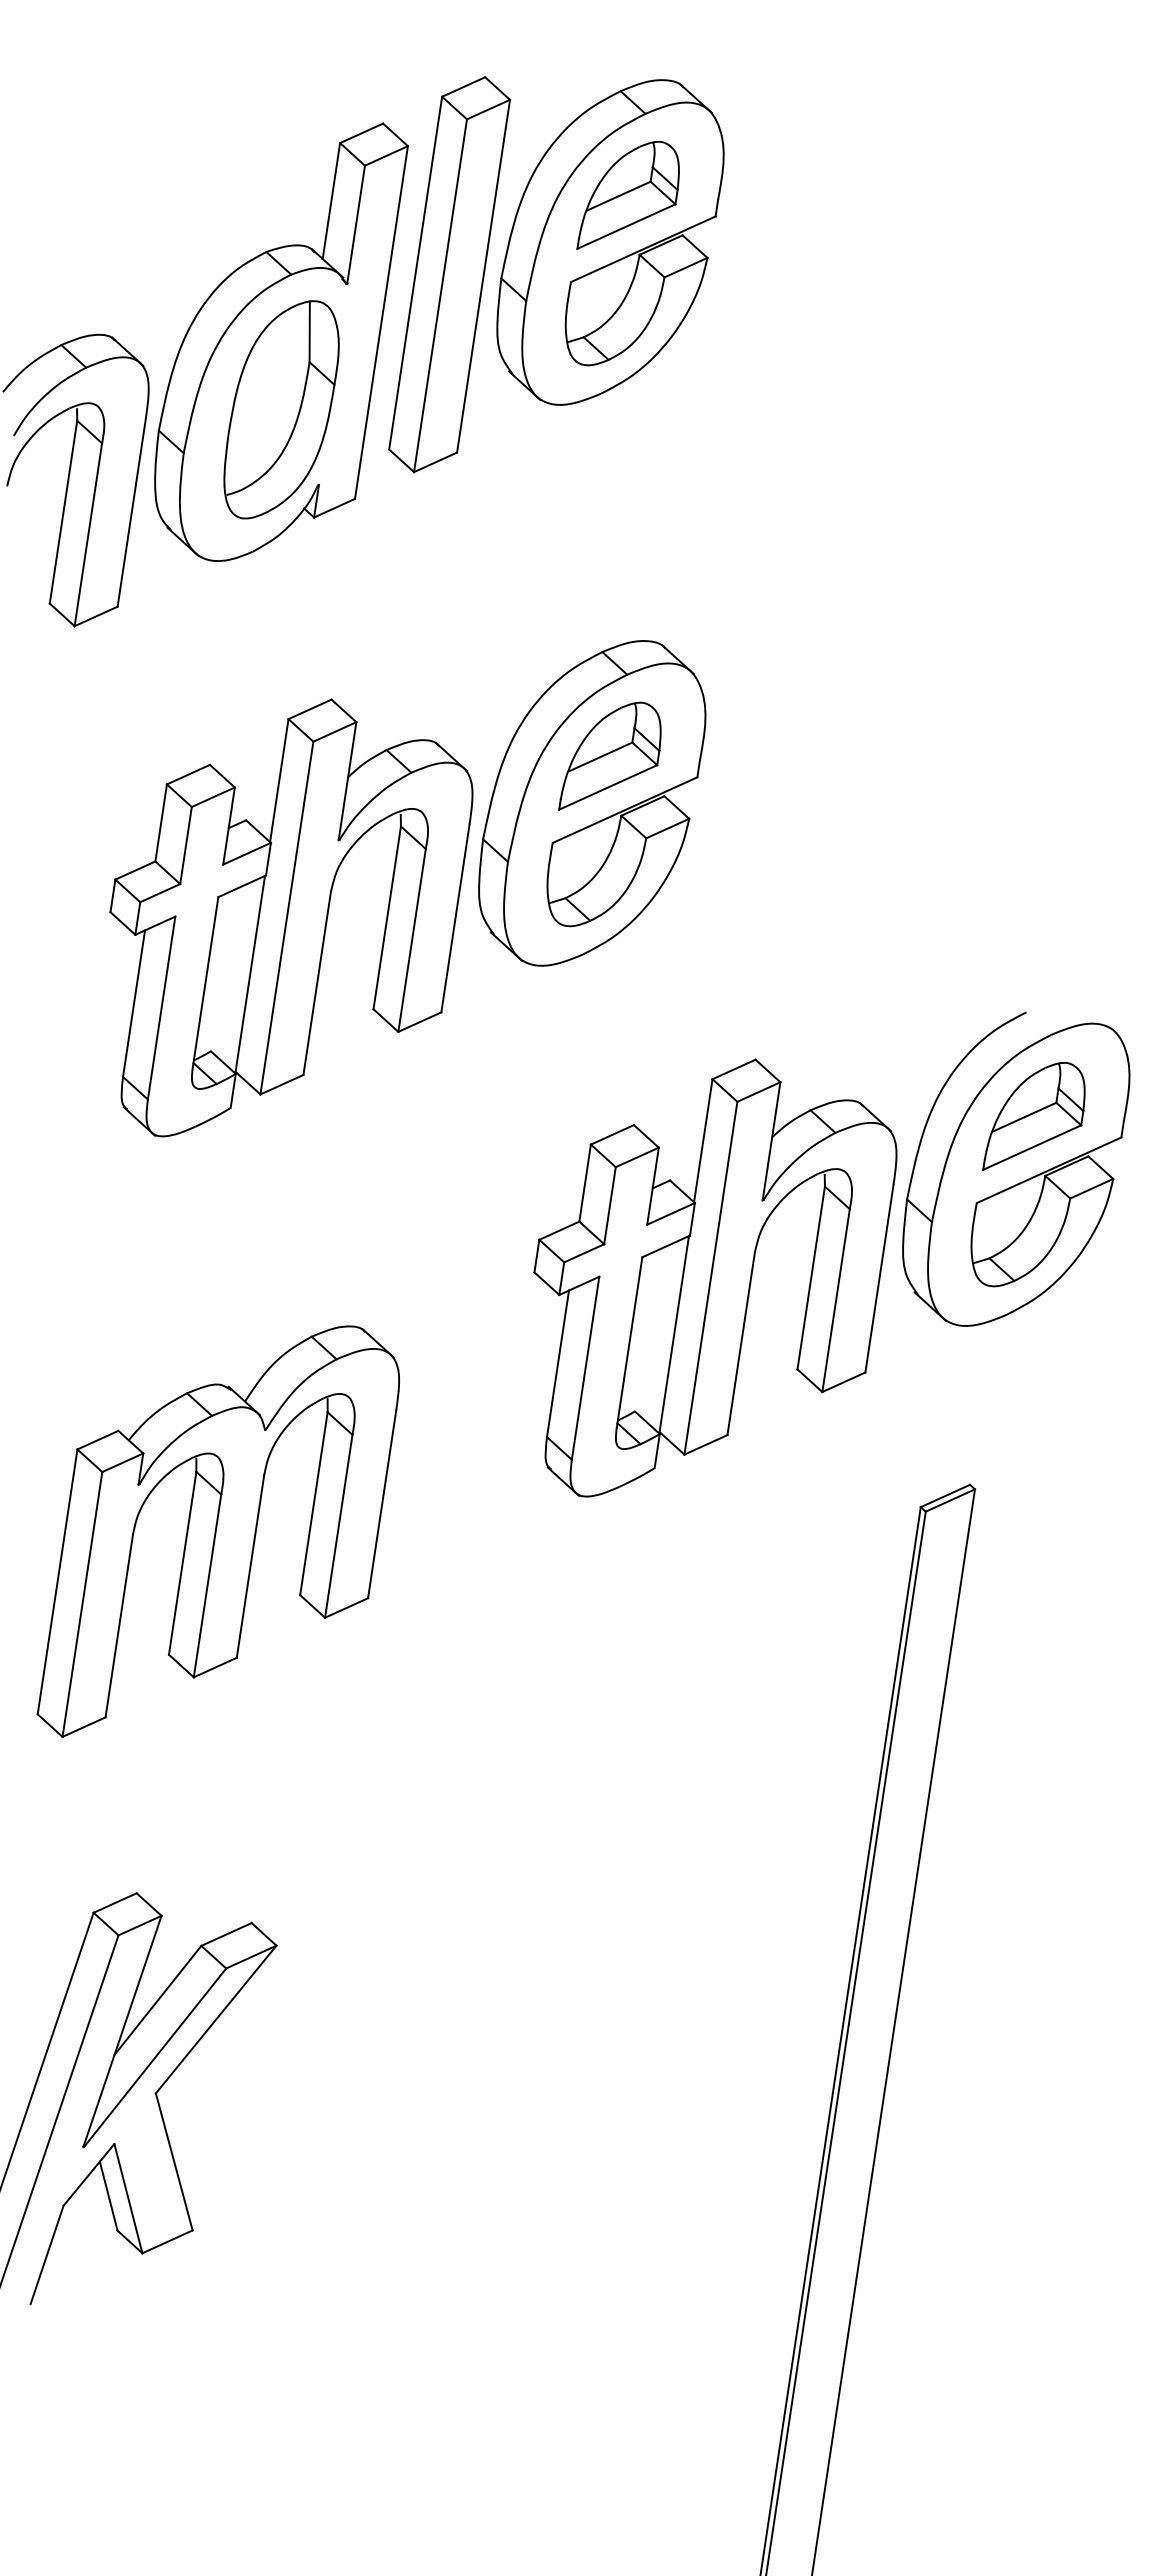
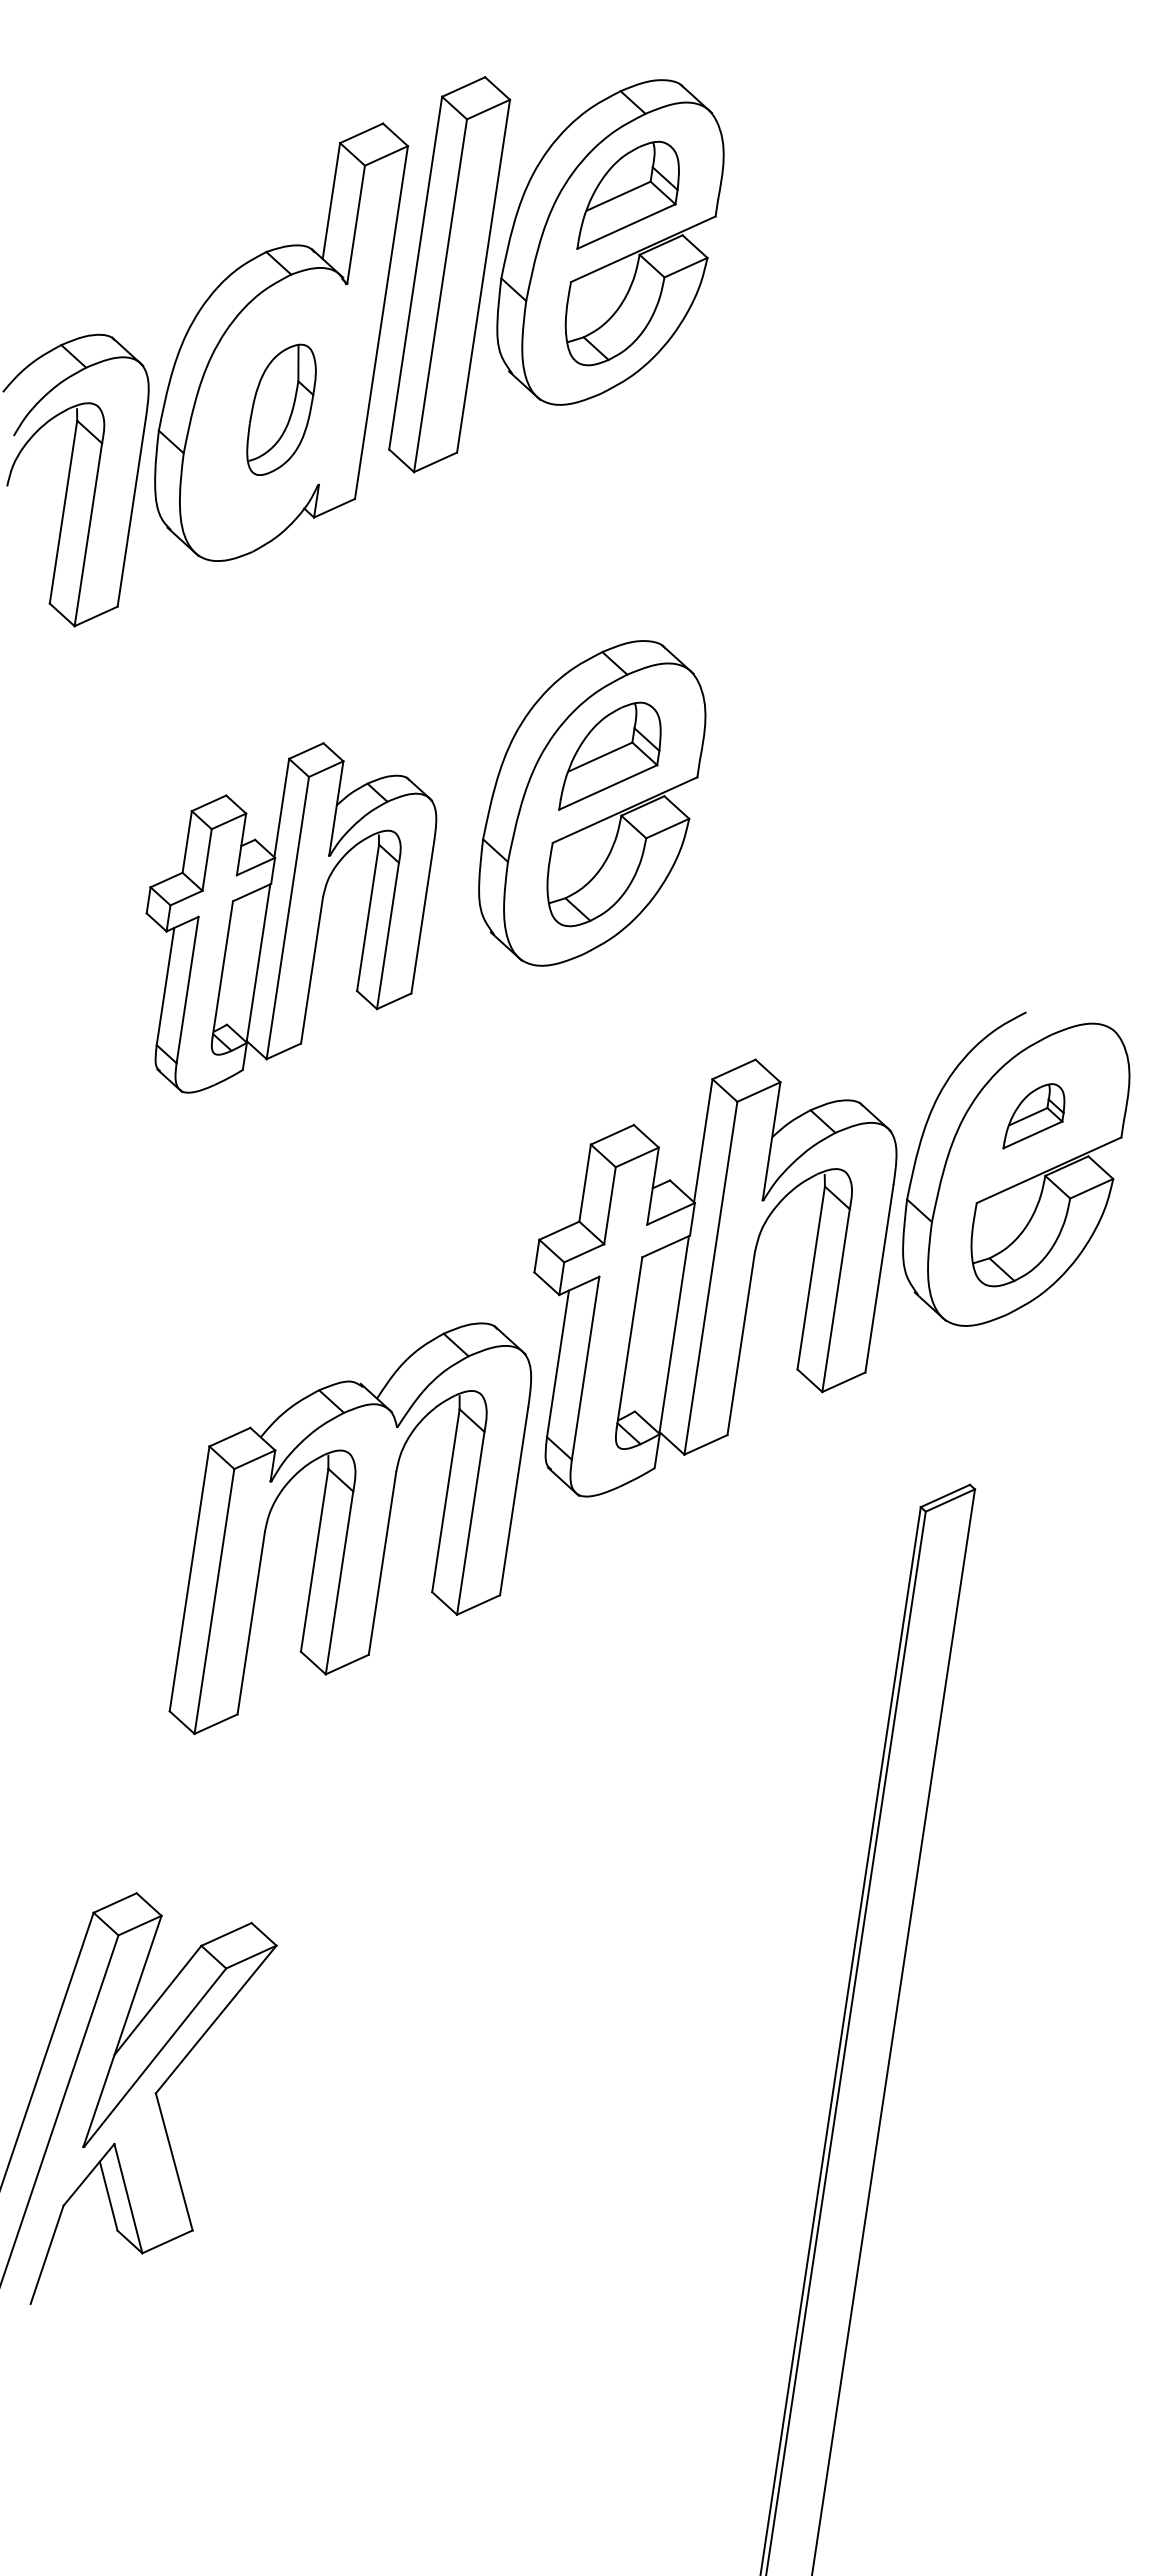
part size: 117x220 px -> 71x133 px (281, 409)
part size: 365x440 px -> 293x352 px (291, 917)
part size: 104x110 px -> 64x67 px (1033, 1116)
part position: (218, 1531) -> (350, 1528) (350, 1528)
